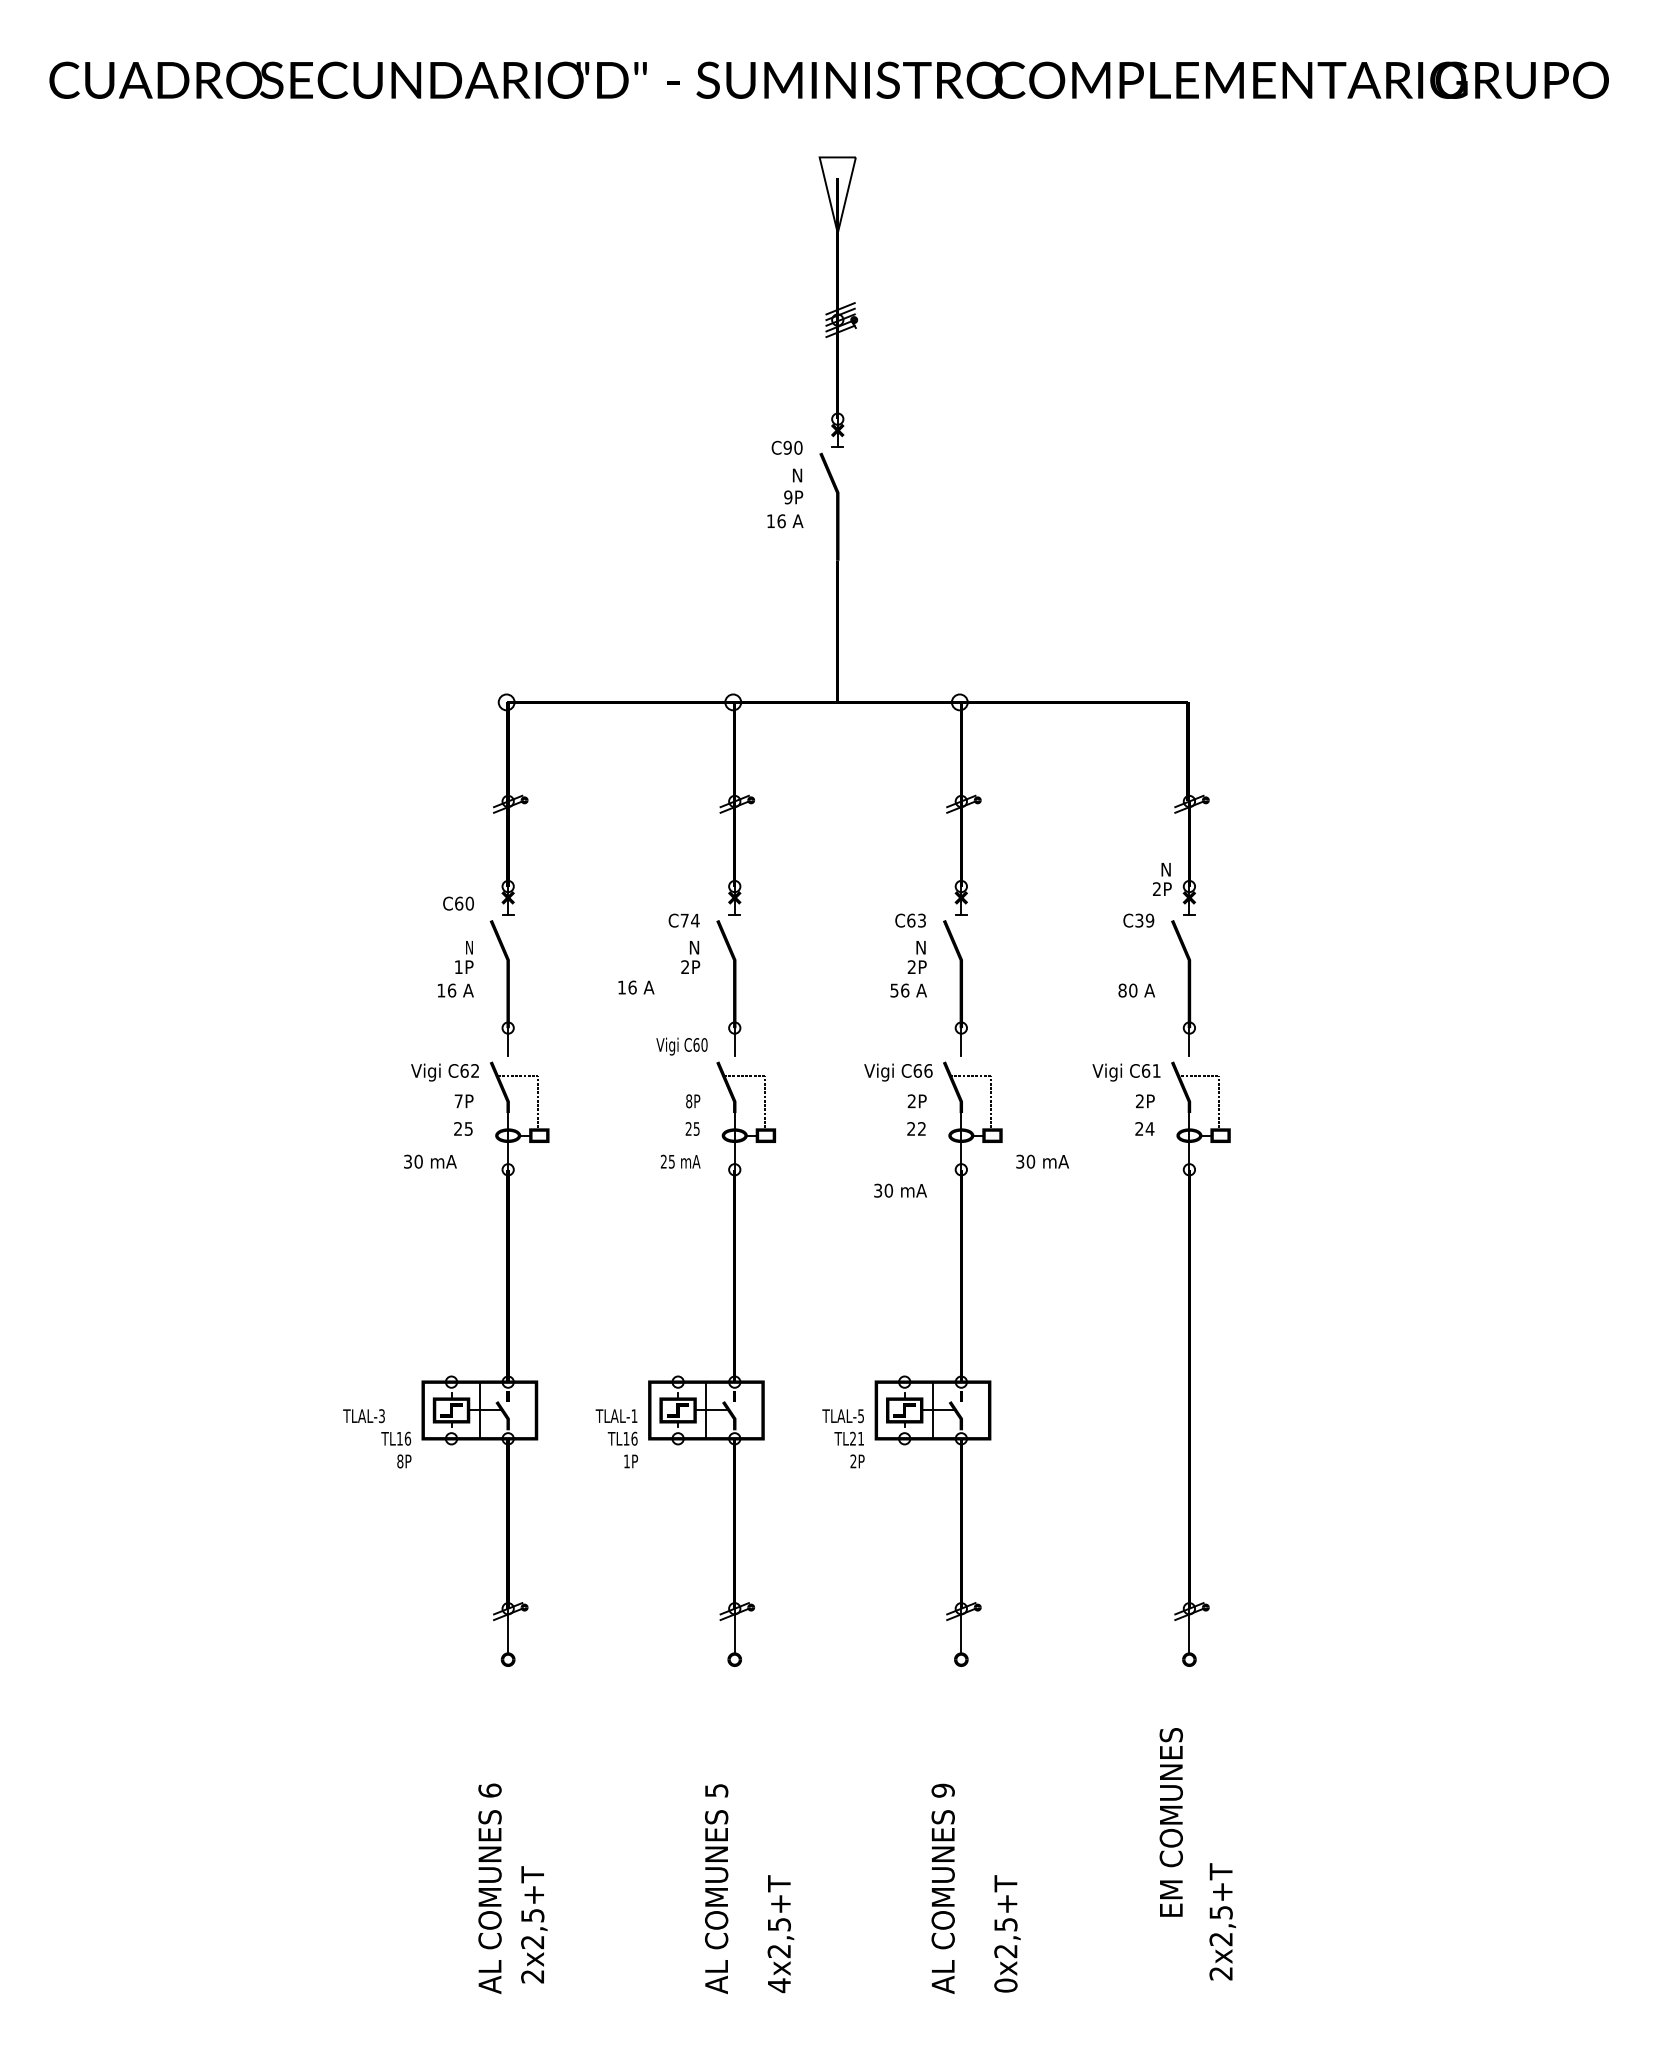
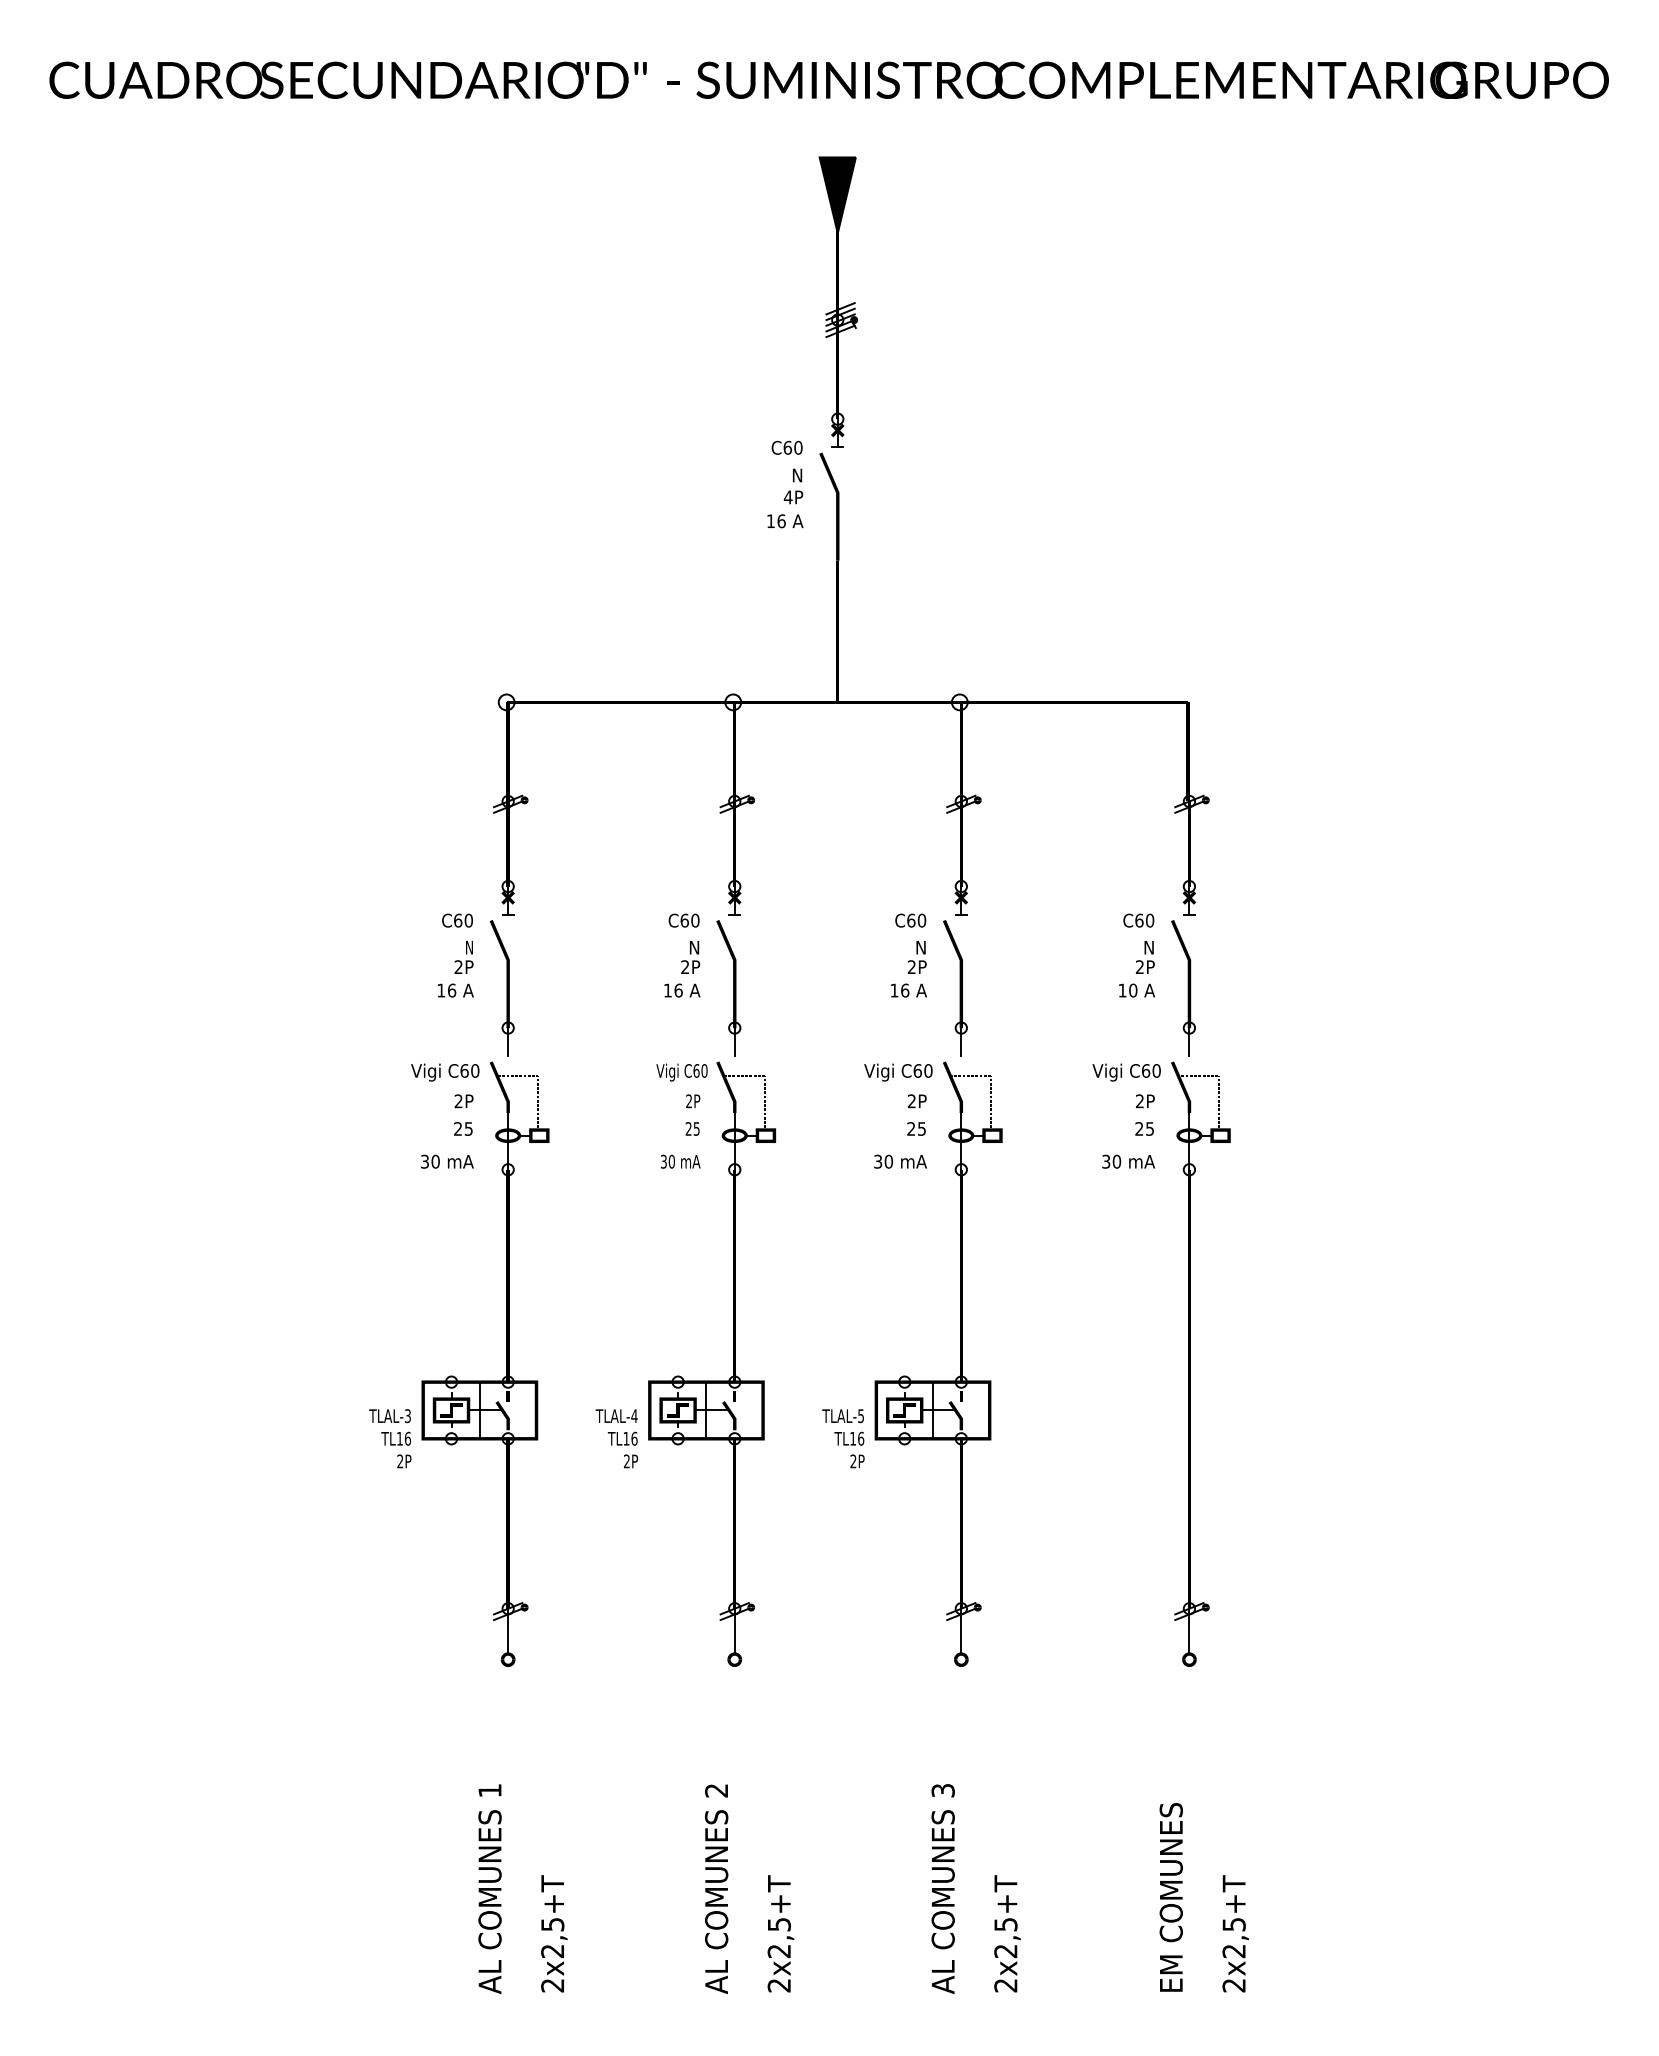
fill: none -> present (837, 195)
text: C90 -> C60 (787, 447)
text: 9P -> 4P (787, 497)
text position: (1162, 879) -> (1145, 957) (1145, 957)
text position: (458, 903) -> (457, 920) (457, 920)
text: C74 -> C60 (689, 920)
text: C63 -> C60 (921, 920)
text: C39 -> C60 (1144, 920)
text: 1P -> 2P (458, 966)
text position: (636, 987) -> (682, 990) (682, 990)
text: 56 -> 16 (894, 990)
text: 80 -> 10 (1122, 990)
text position: (681, 1046) -> (681, 1072) (681, 1072)
text: C62 -> C60 (475, 1070)
text: C66 -> C60 (928, 1070)
text: C61 -> C60 (1156, 1070)
text: 7P -> 2P (458, 1101)
text: 8P -> 2P (689, 1101)
text: 22 -> 25 (921, 1128)
text: 24 -> 25 (1149, 1128)
text position: (430, 1161) -> (447, 1161) (447, 1161)
text: 25 -> 30 (667, 1161)
text position: (1042, 1161) -> (1128, 1161) (1128, 1161)
text position: (900, 1190) -> (900, 1161) (900, 1161)
text: TLAL-1 -> TLAL-4 (634, 1415)
text position: (363, 1416) -> (389, 1416) (389, 1416)
text: TL21 -> TL16 (857, 1438)
text: 8P -> 2P (400, 1461)
text: 1P -> 2P (626, 1461)
text: 6 -> 1 (489, 1790)
text: 5 -> 2 (716, 1790)
text: 9 -> 3 (942, 1790)
text position: (1170, 1822) -> (1170, 1897) (1170, 1897)
text position: (1222, 1921) -> (1235, 1933) (1235, 1933)
text position: (534, 1924) -> (554, 1933) (554, 1933)
text: 4x2,5+T -> 2x2,5+T (778, 1985)
text: 0x2,5+T -> 2x2,5+T (1005, 1985)
